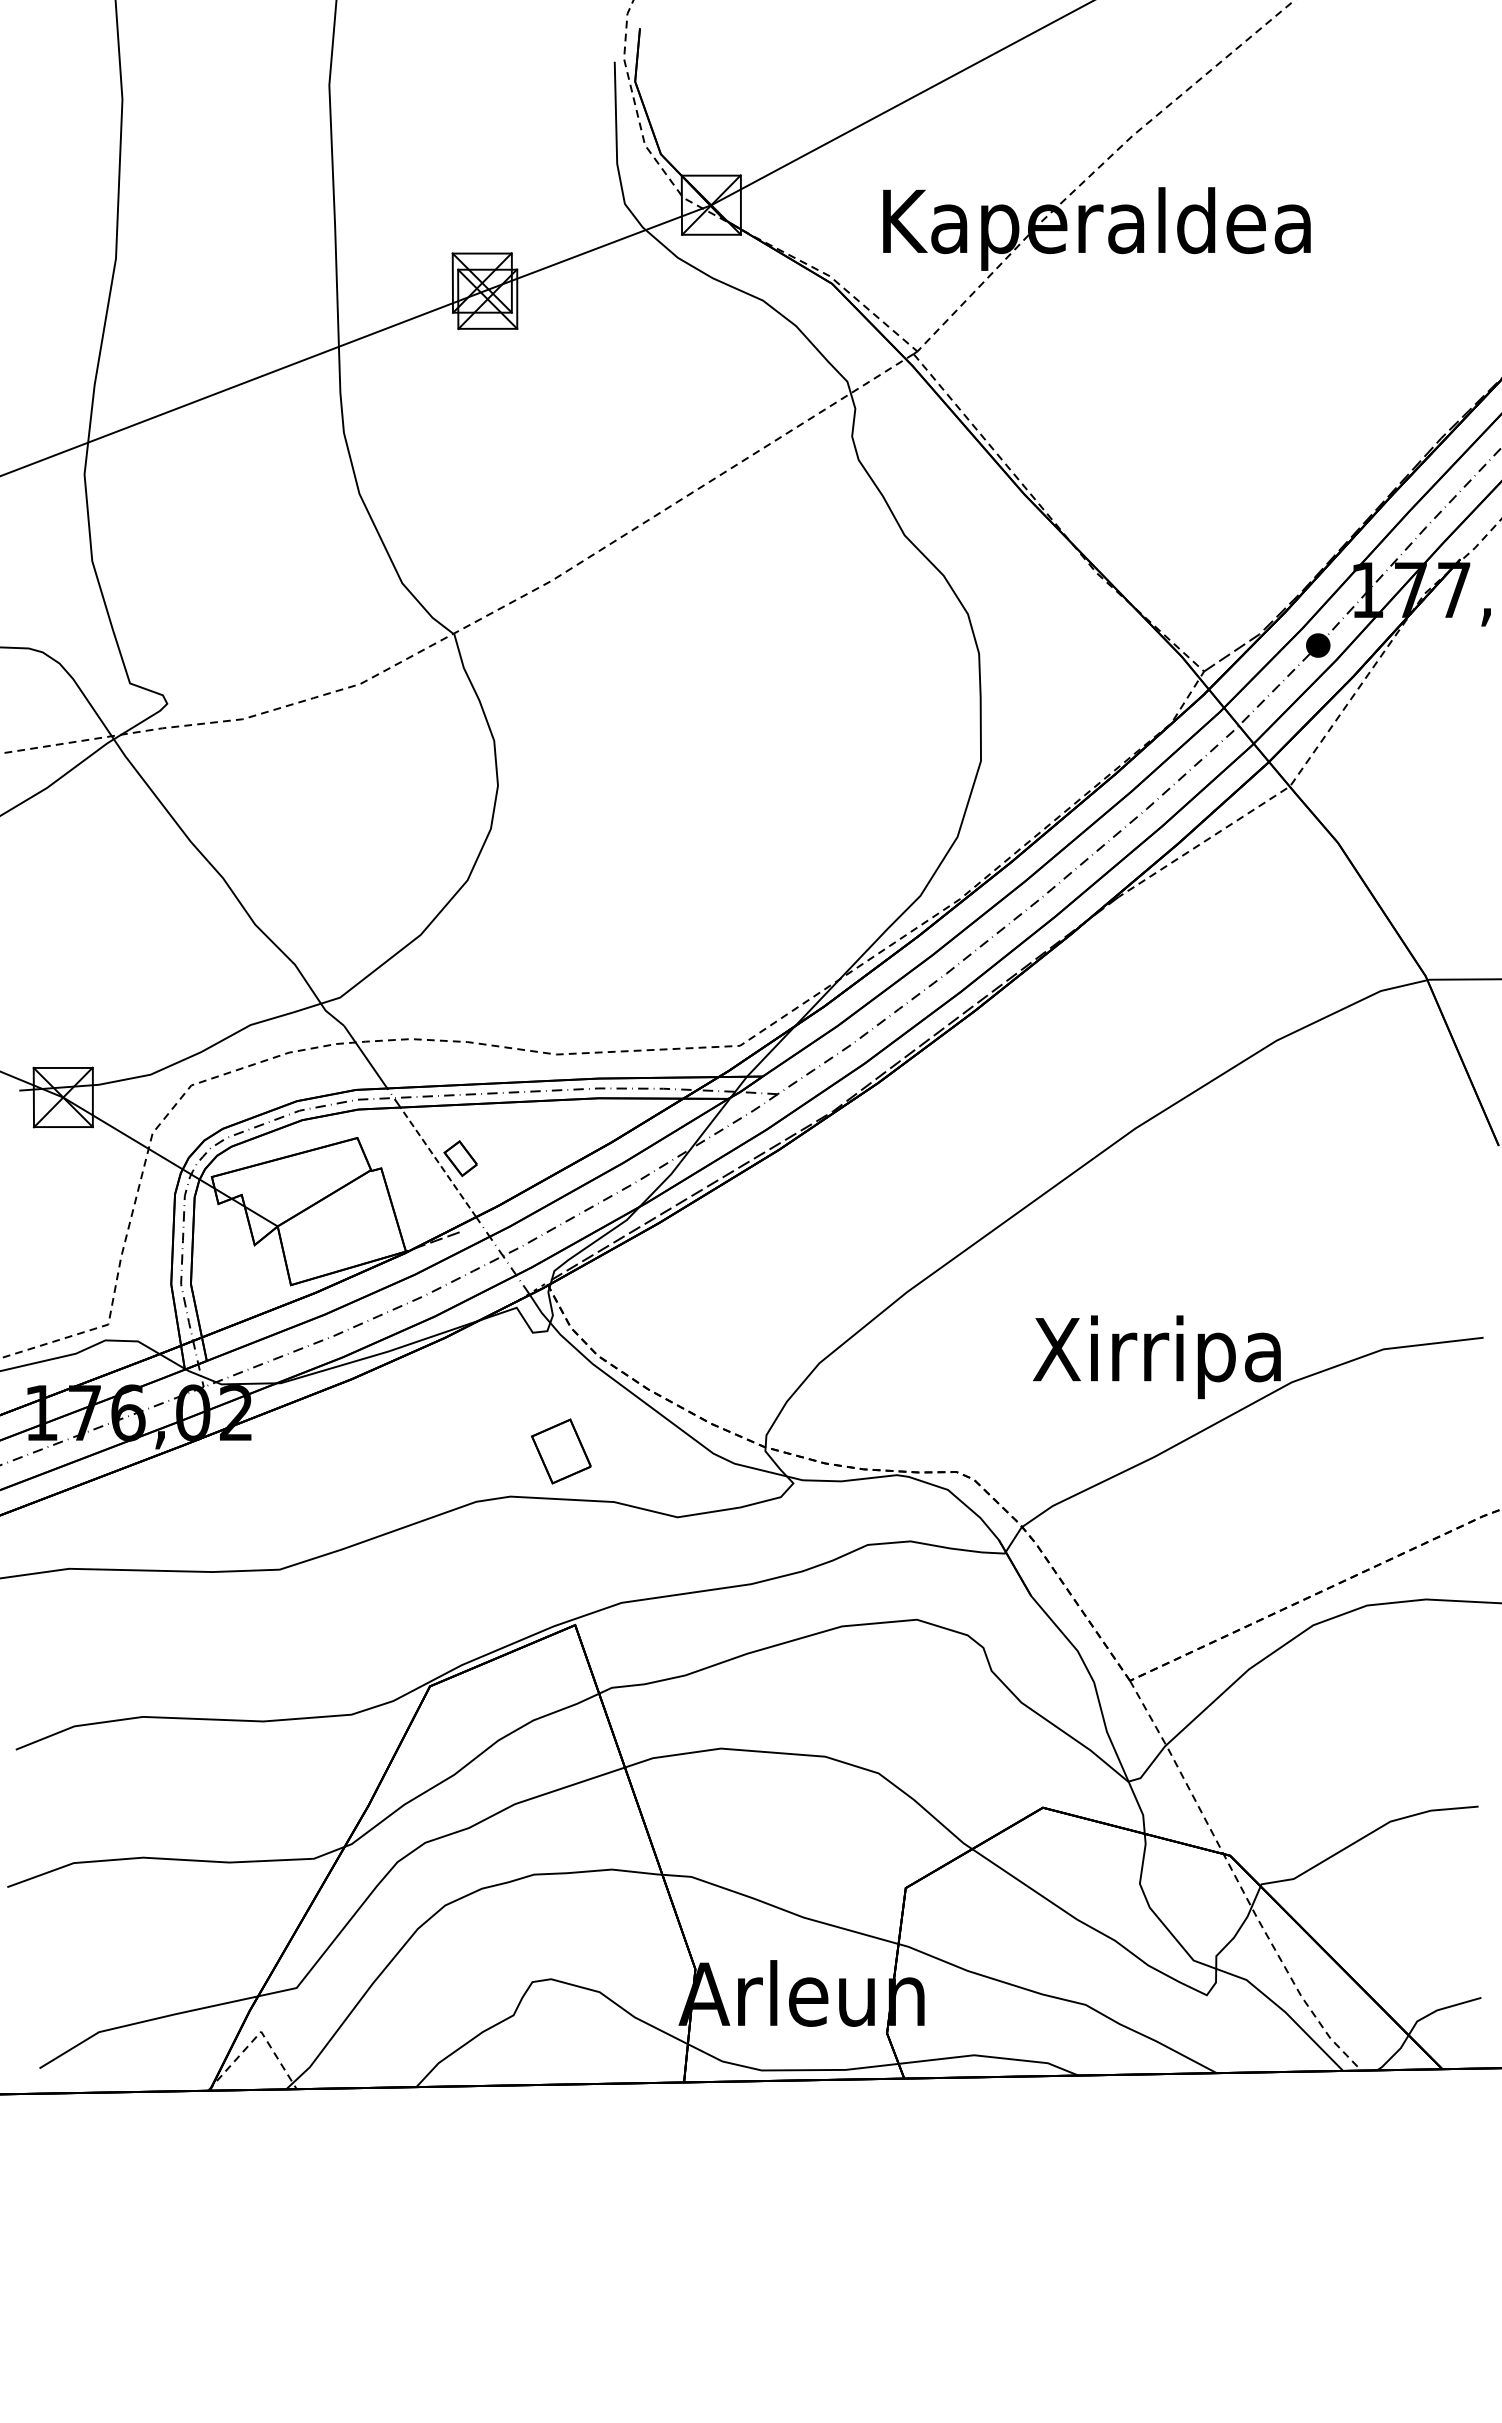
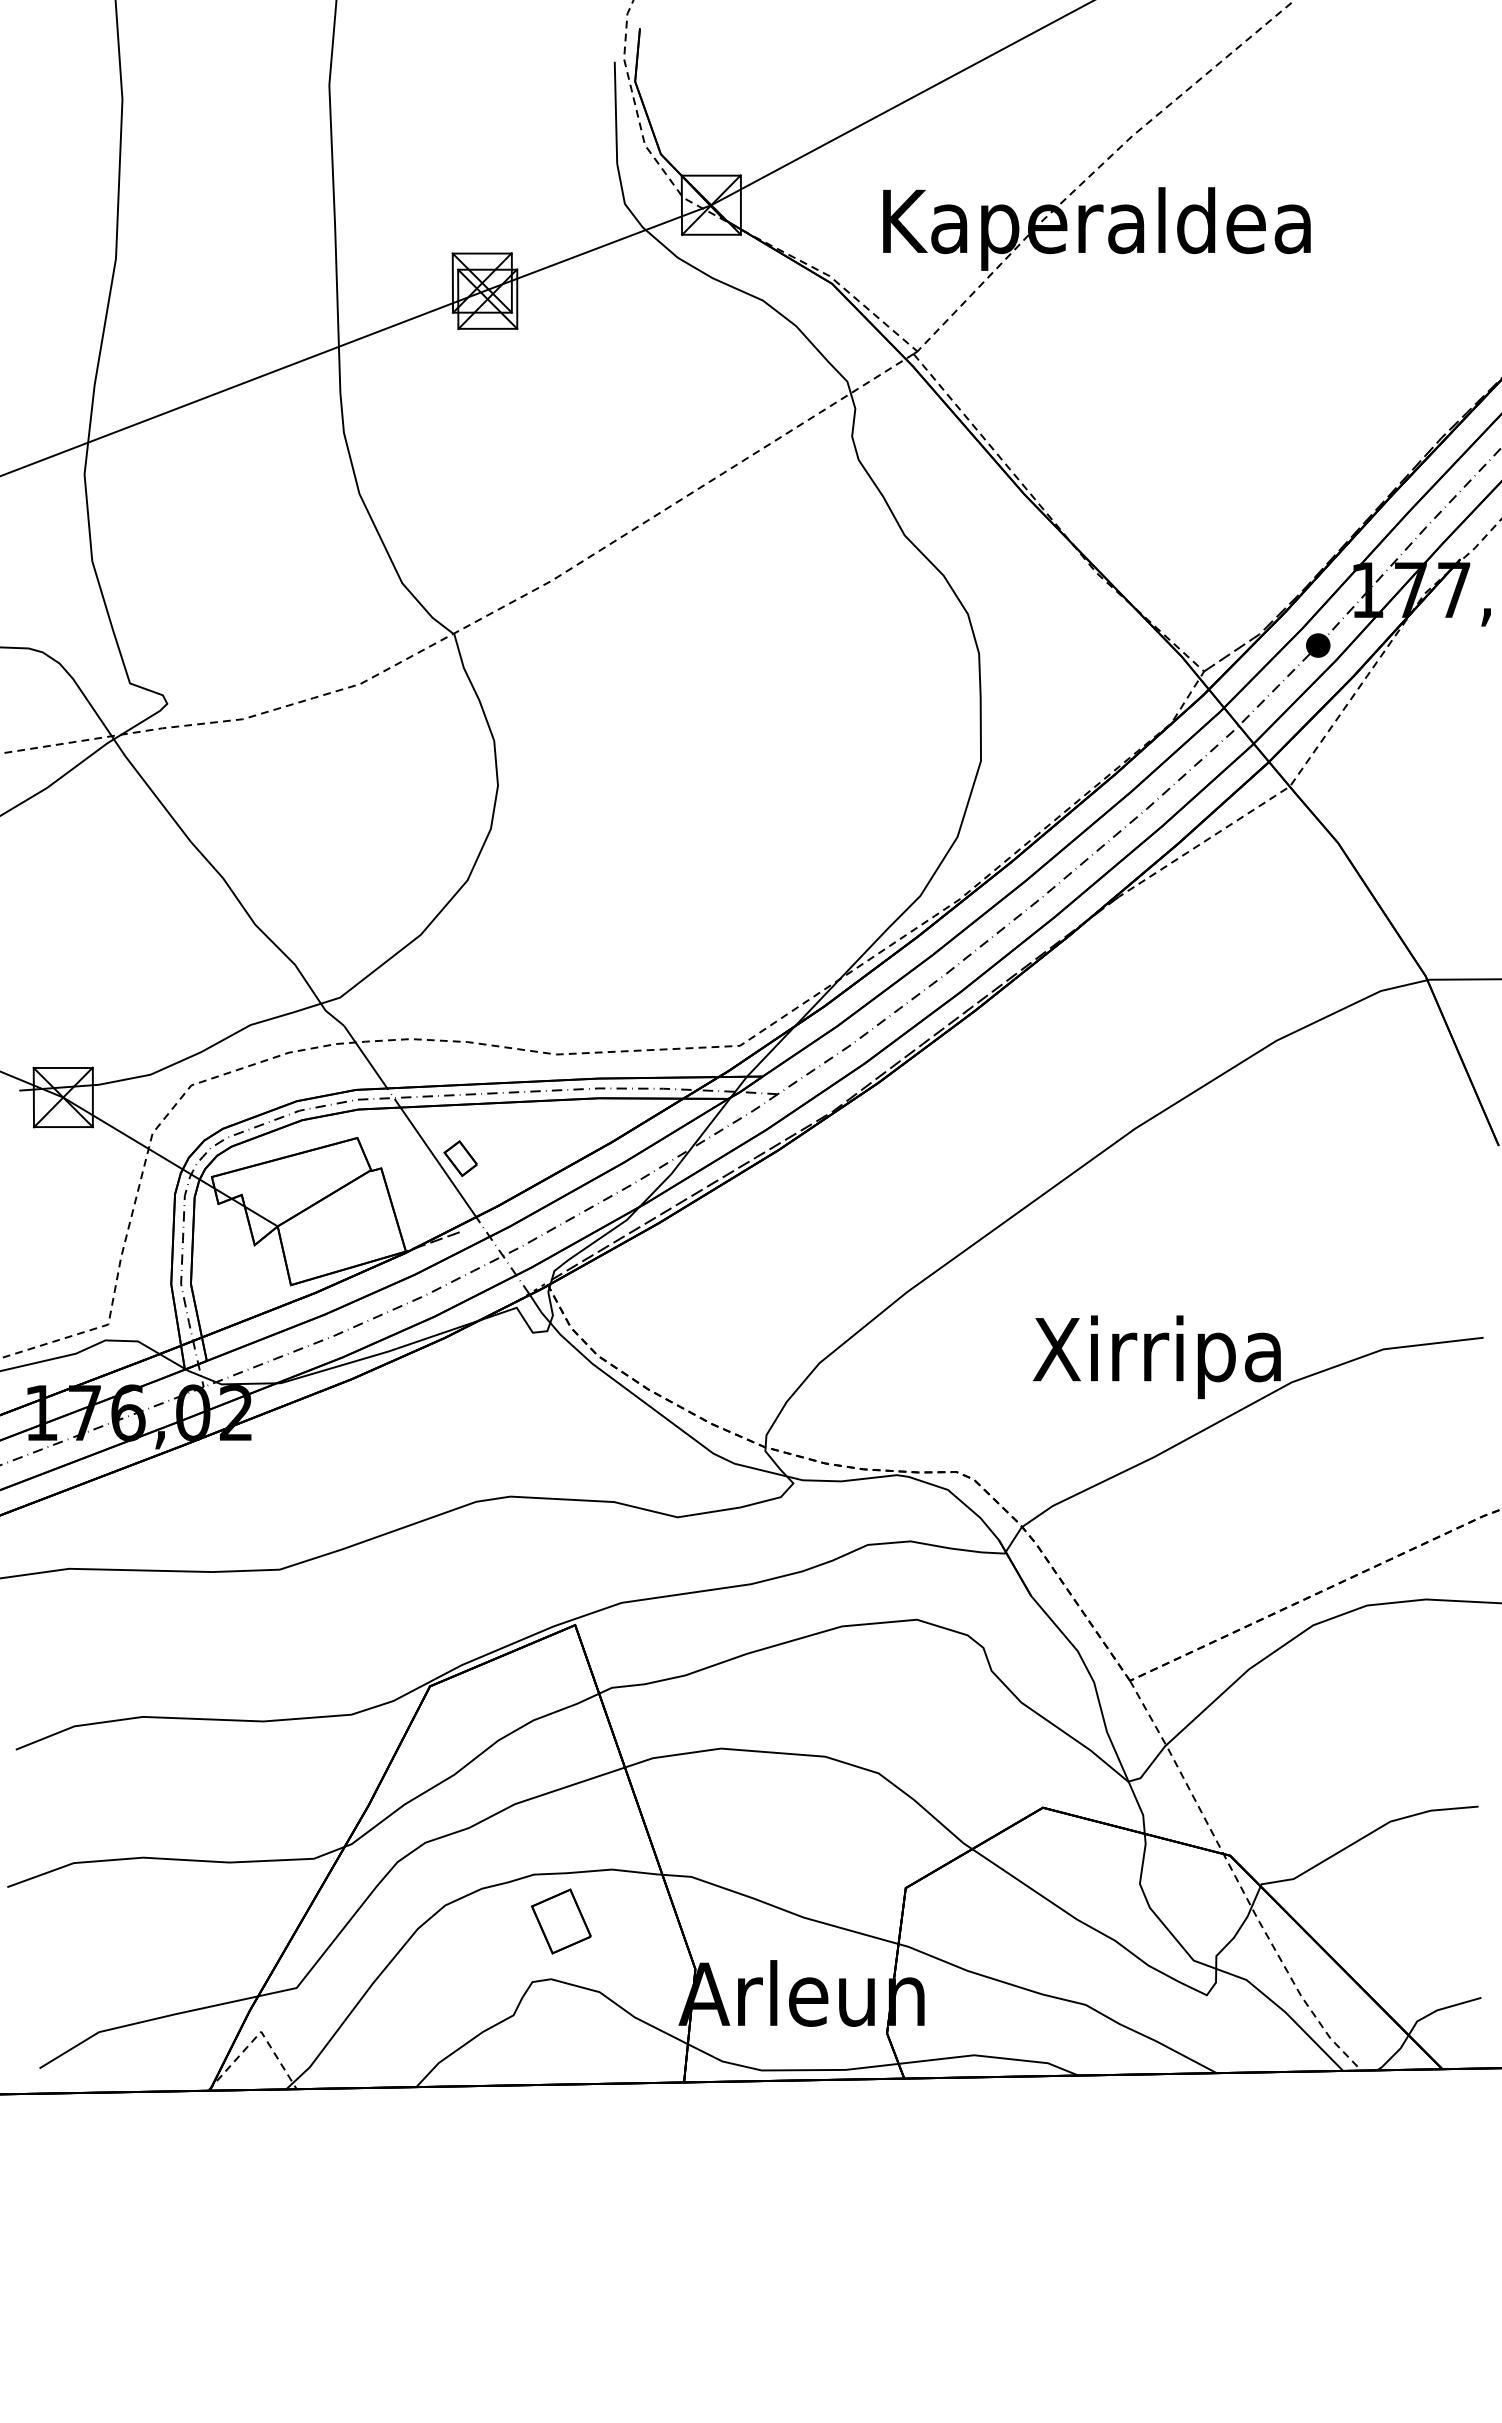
line: dashed -> solid (438, 1162)
part position: (561, 1451) -> (561, 1921) (561, 1921)
